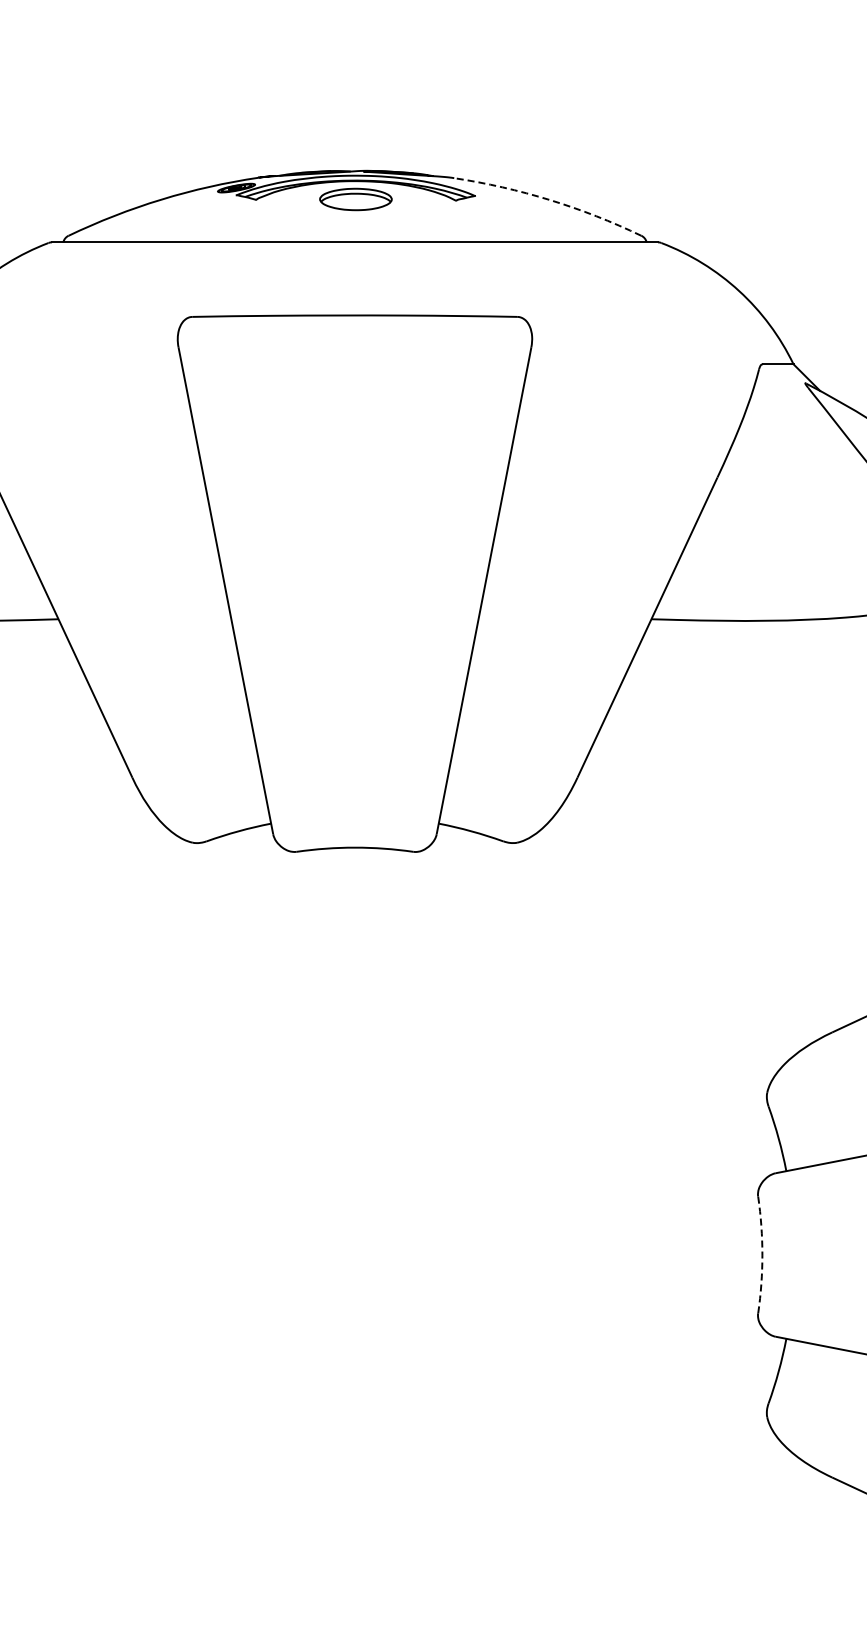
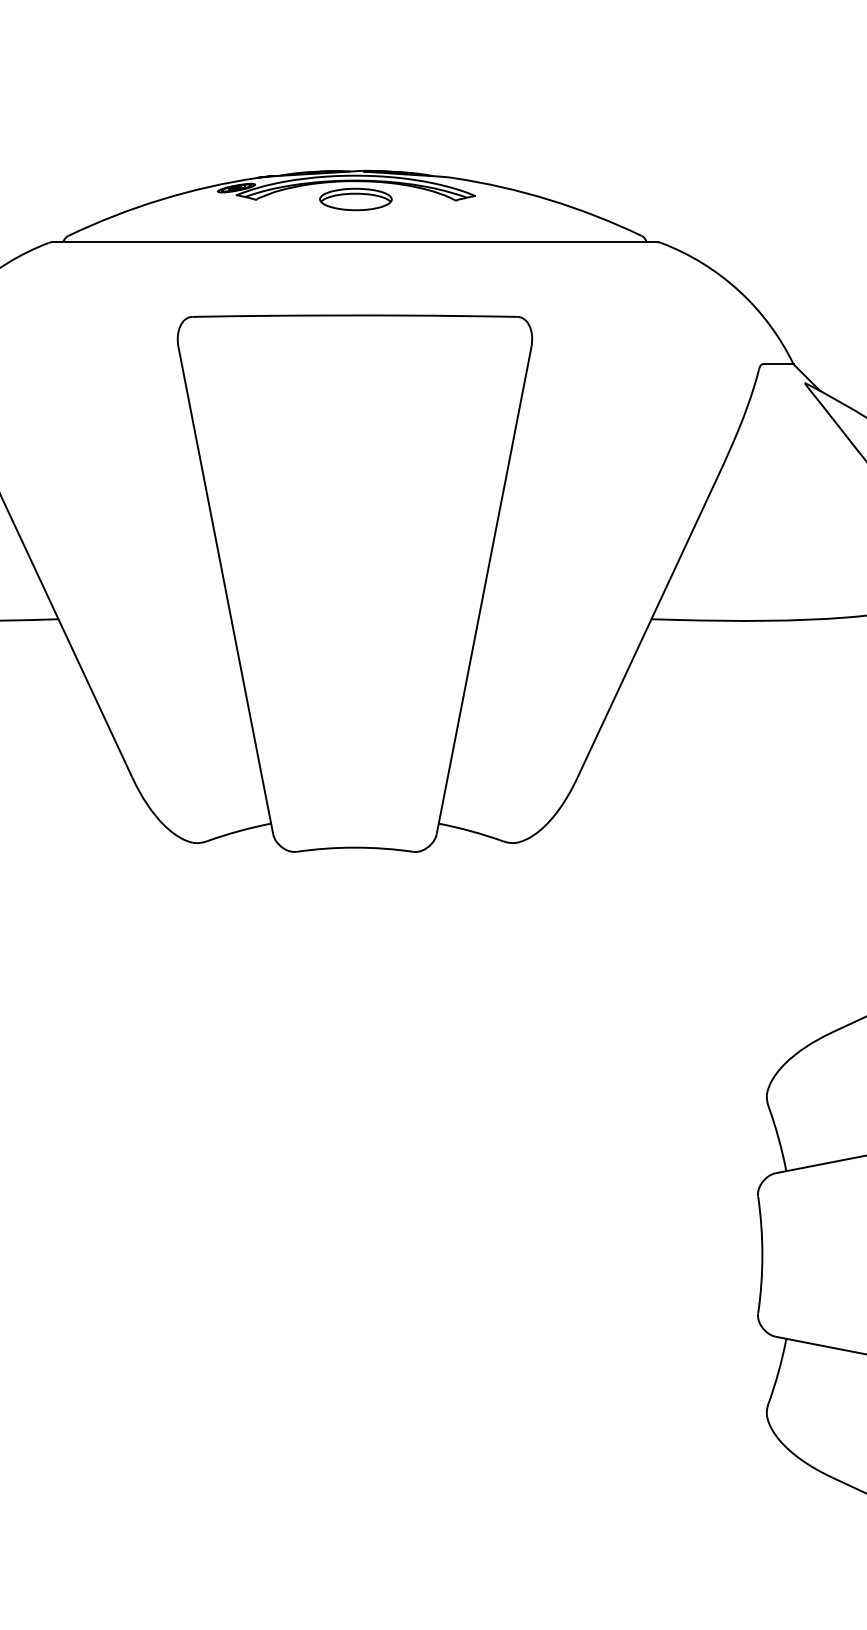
arc: dashed -> solid (549, 200)
arc: dashed -> solid (762, 1255)
